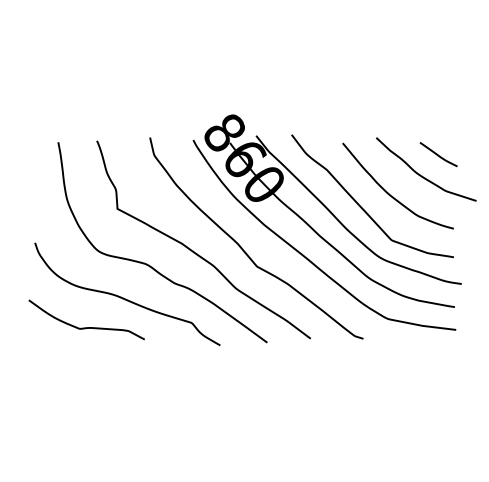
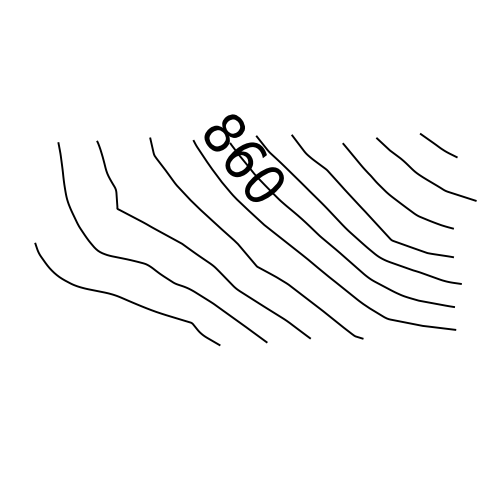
curve position: (438, 154) -> (438, 145) (438, 145)
curve: present -> none (86, 327)
